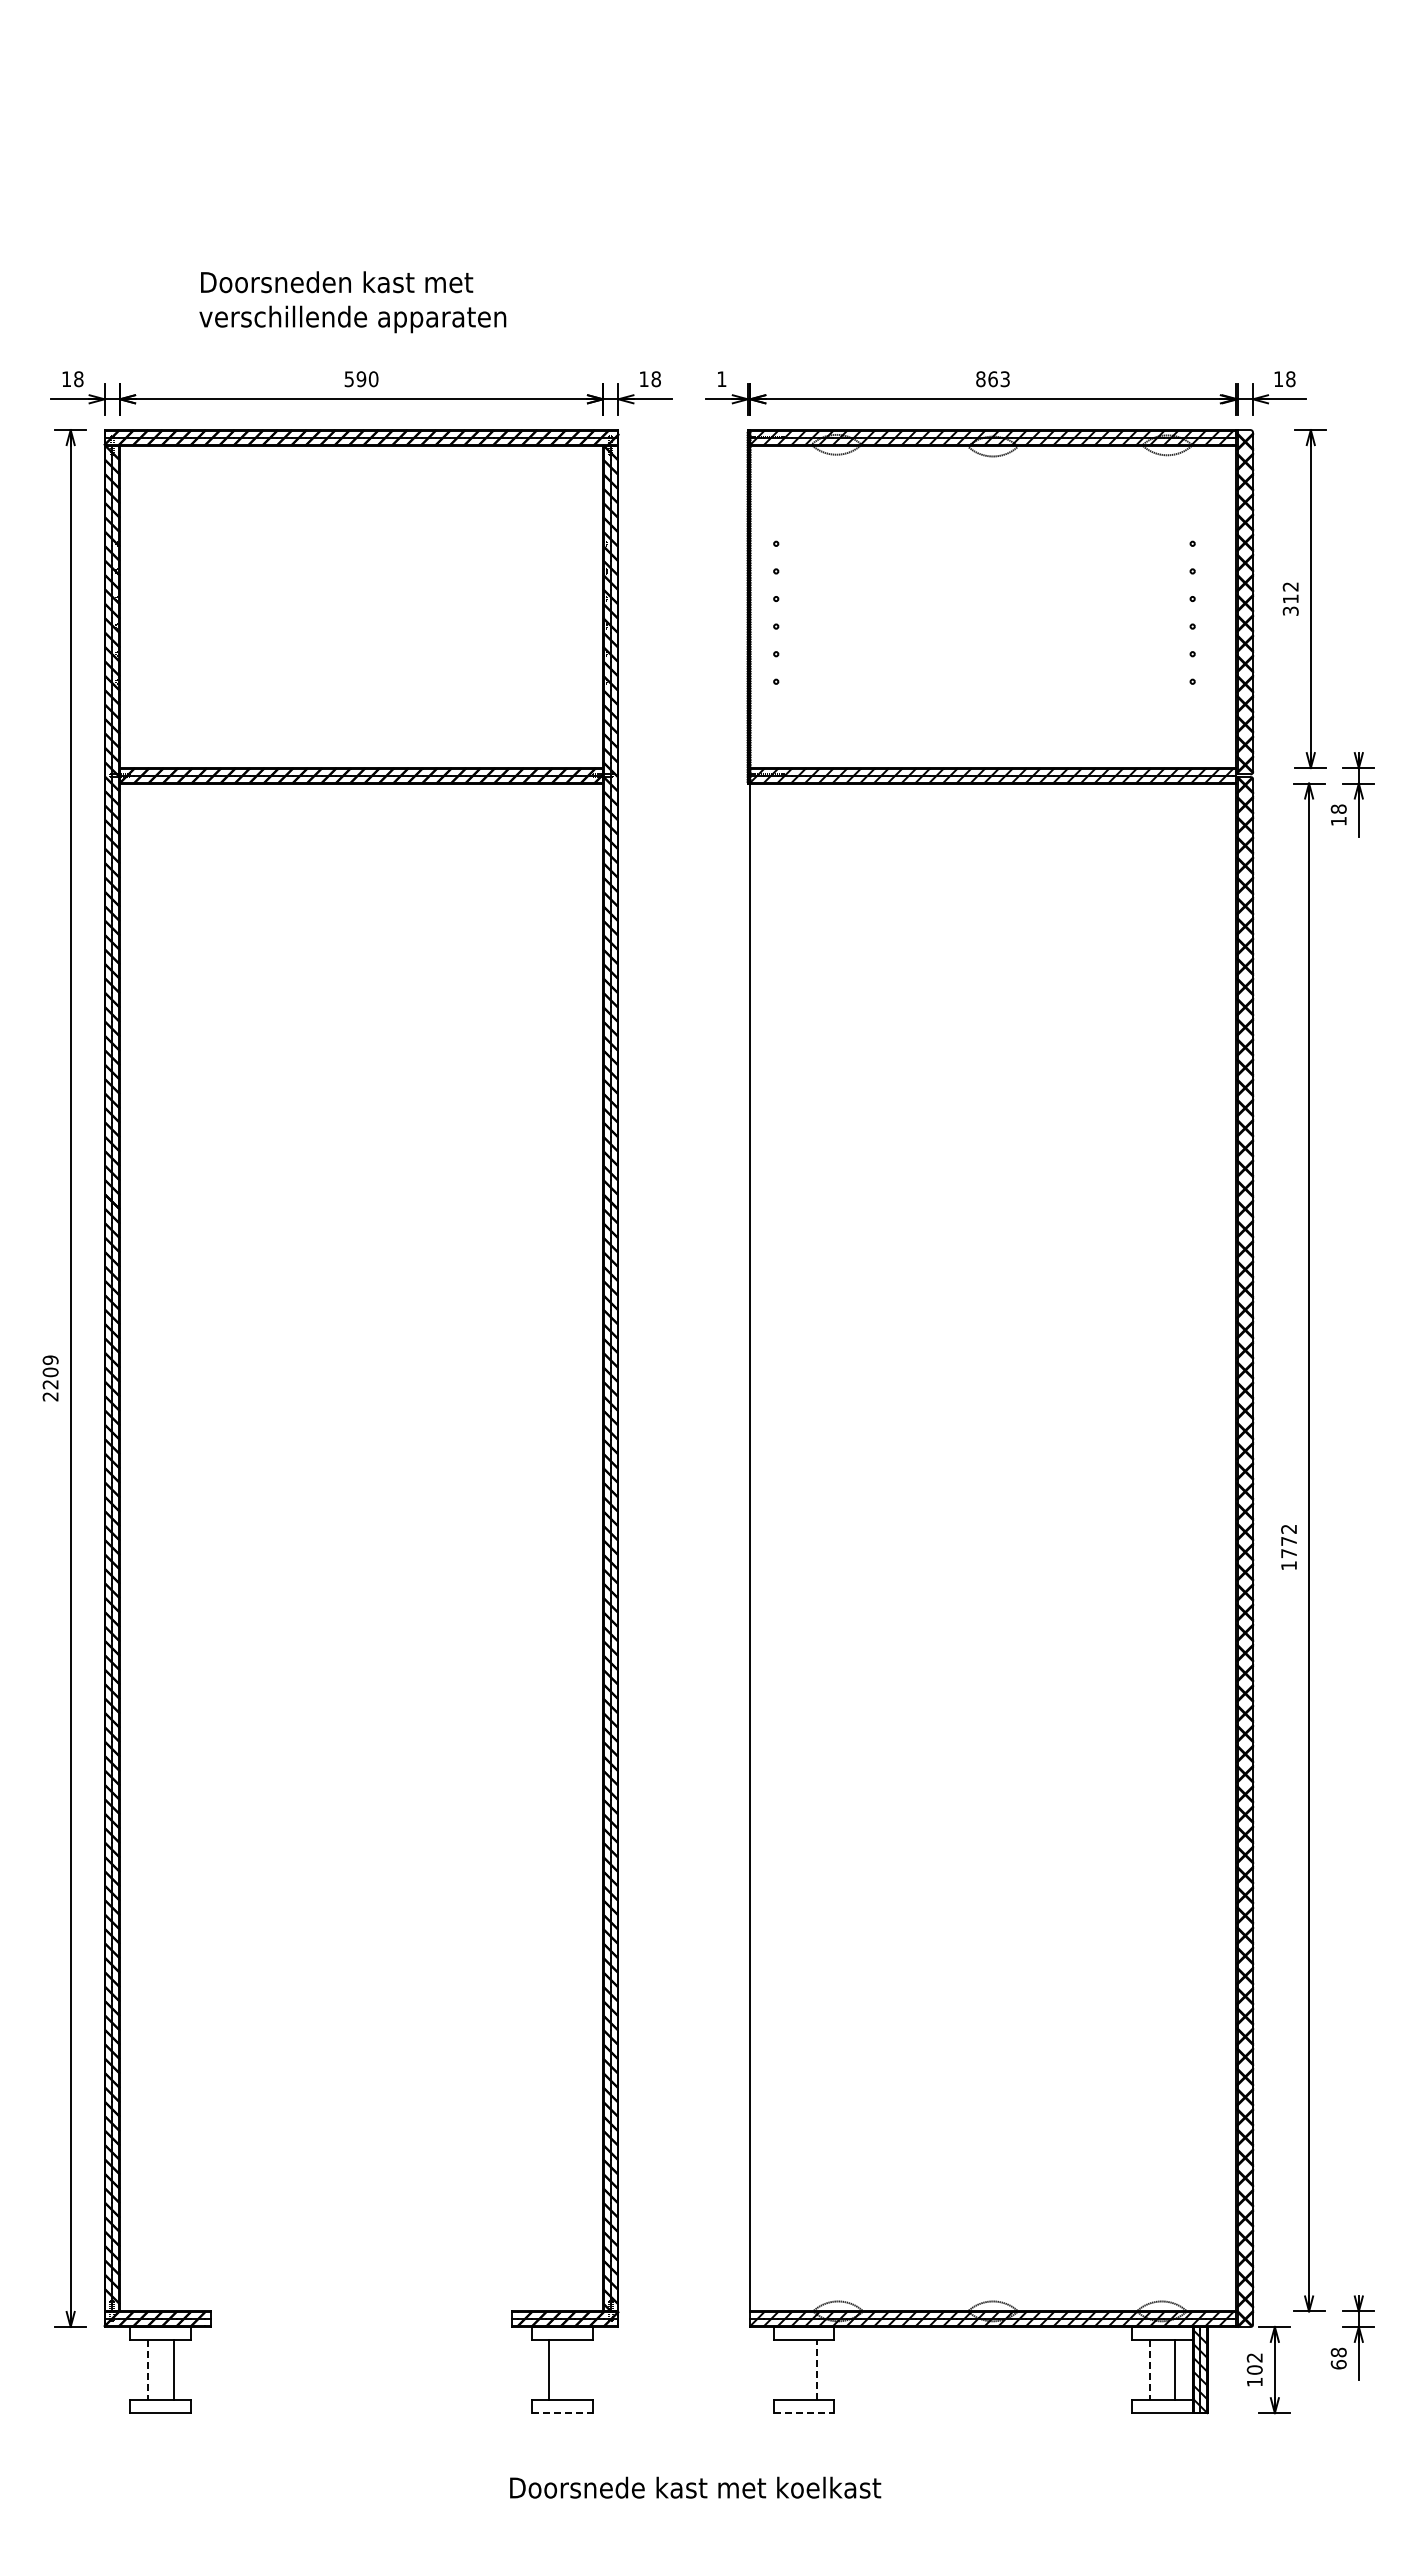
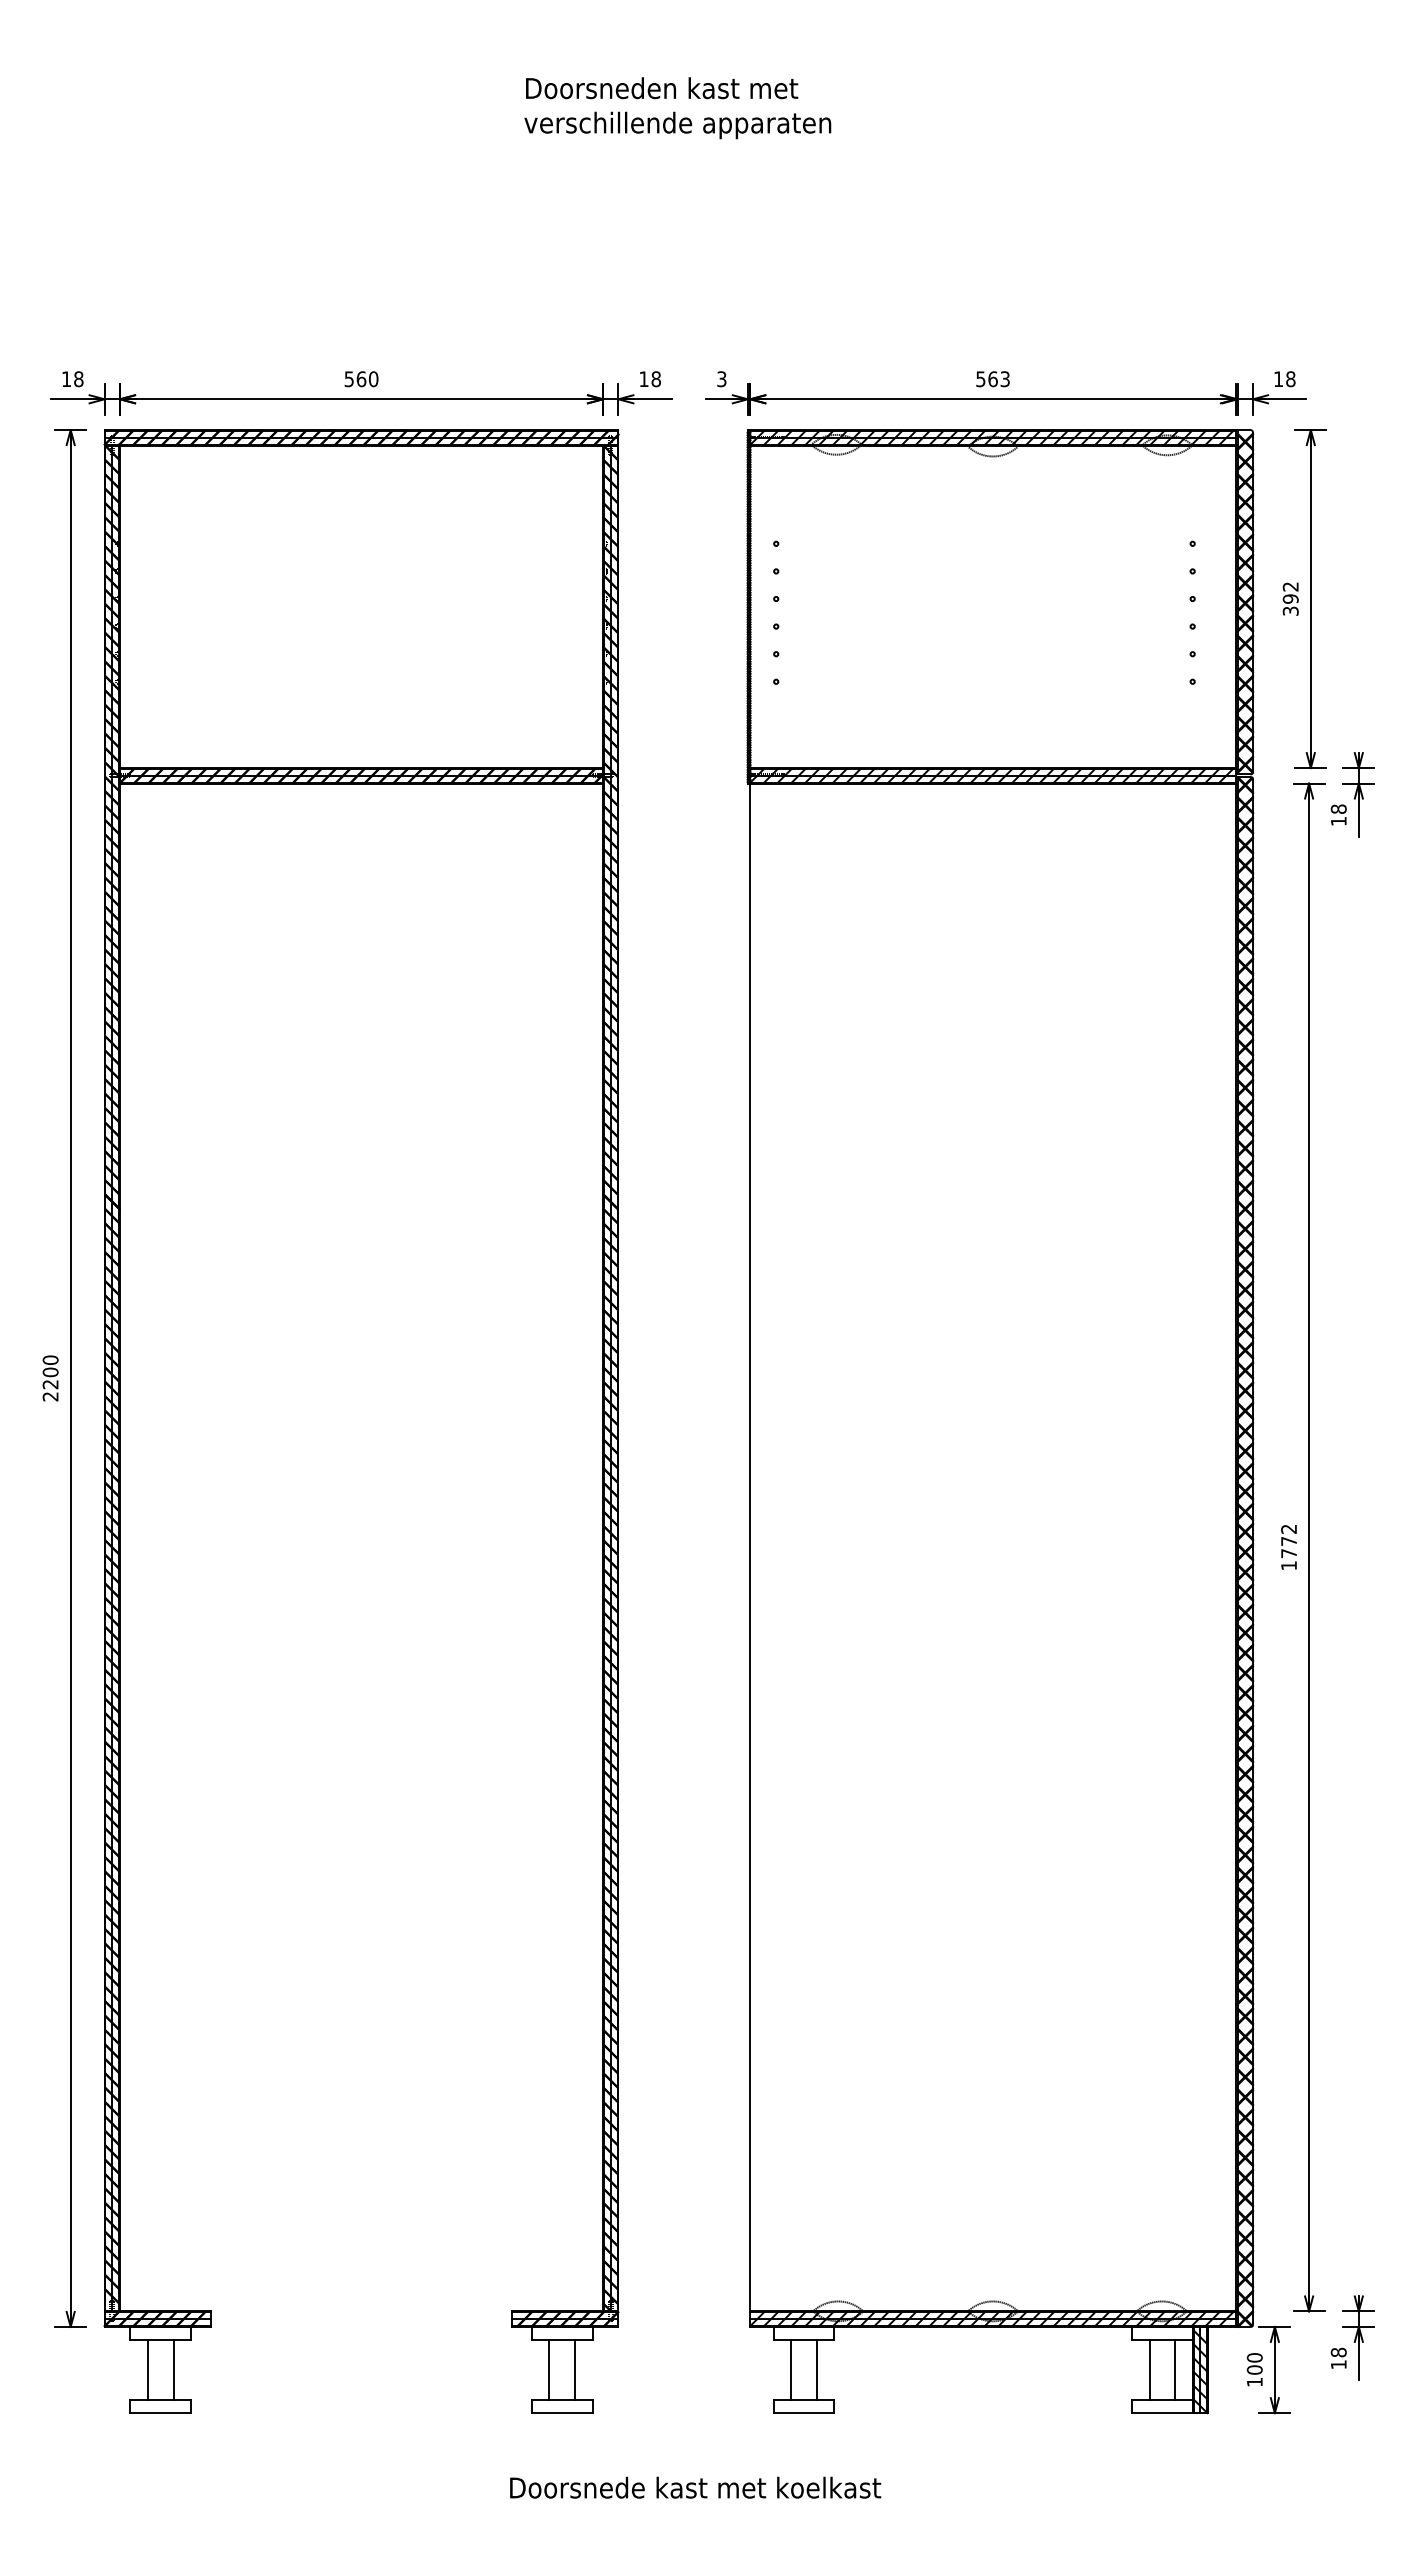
text position: (352, 302) -> (677, 108) (677, 108)
text: 590 -> 560 (361, 379)
text: 1 -> 3 (721, 379)
text: 863 -> 563 (980, 379)
text: 312 -> 392 (1290, 598)
text: 2209 -> 2200 (50, 1359)
text: 102 -> 100 (1254, 2357)
text: 68 -> 18 (1338, 2364)
line: none -> present (575, 2369)
line: none -> present (790, 2369)
line: dashed -> solid (816, 2369)
line: dashed -> solid (147, 2370)
line: dashed -> solid (1149, 2370)
line: dashed -> solid (562, 2413)
line: dashed -> solid (804, 2413)
